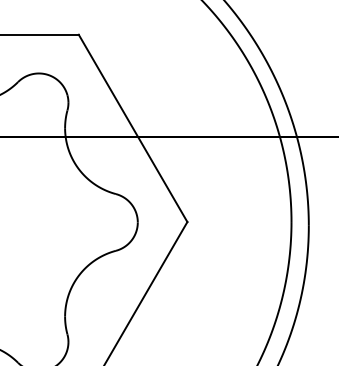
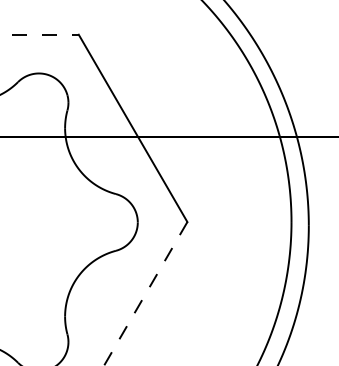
line: solid -> dashed (39, 34)
line: solid -> dashed (145, 293)
